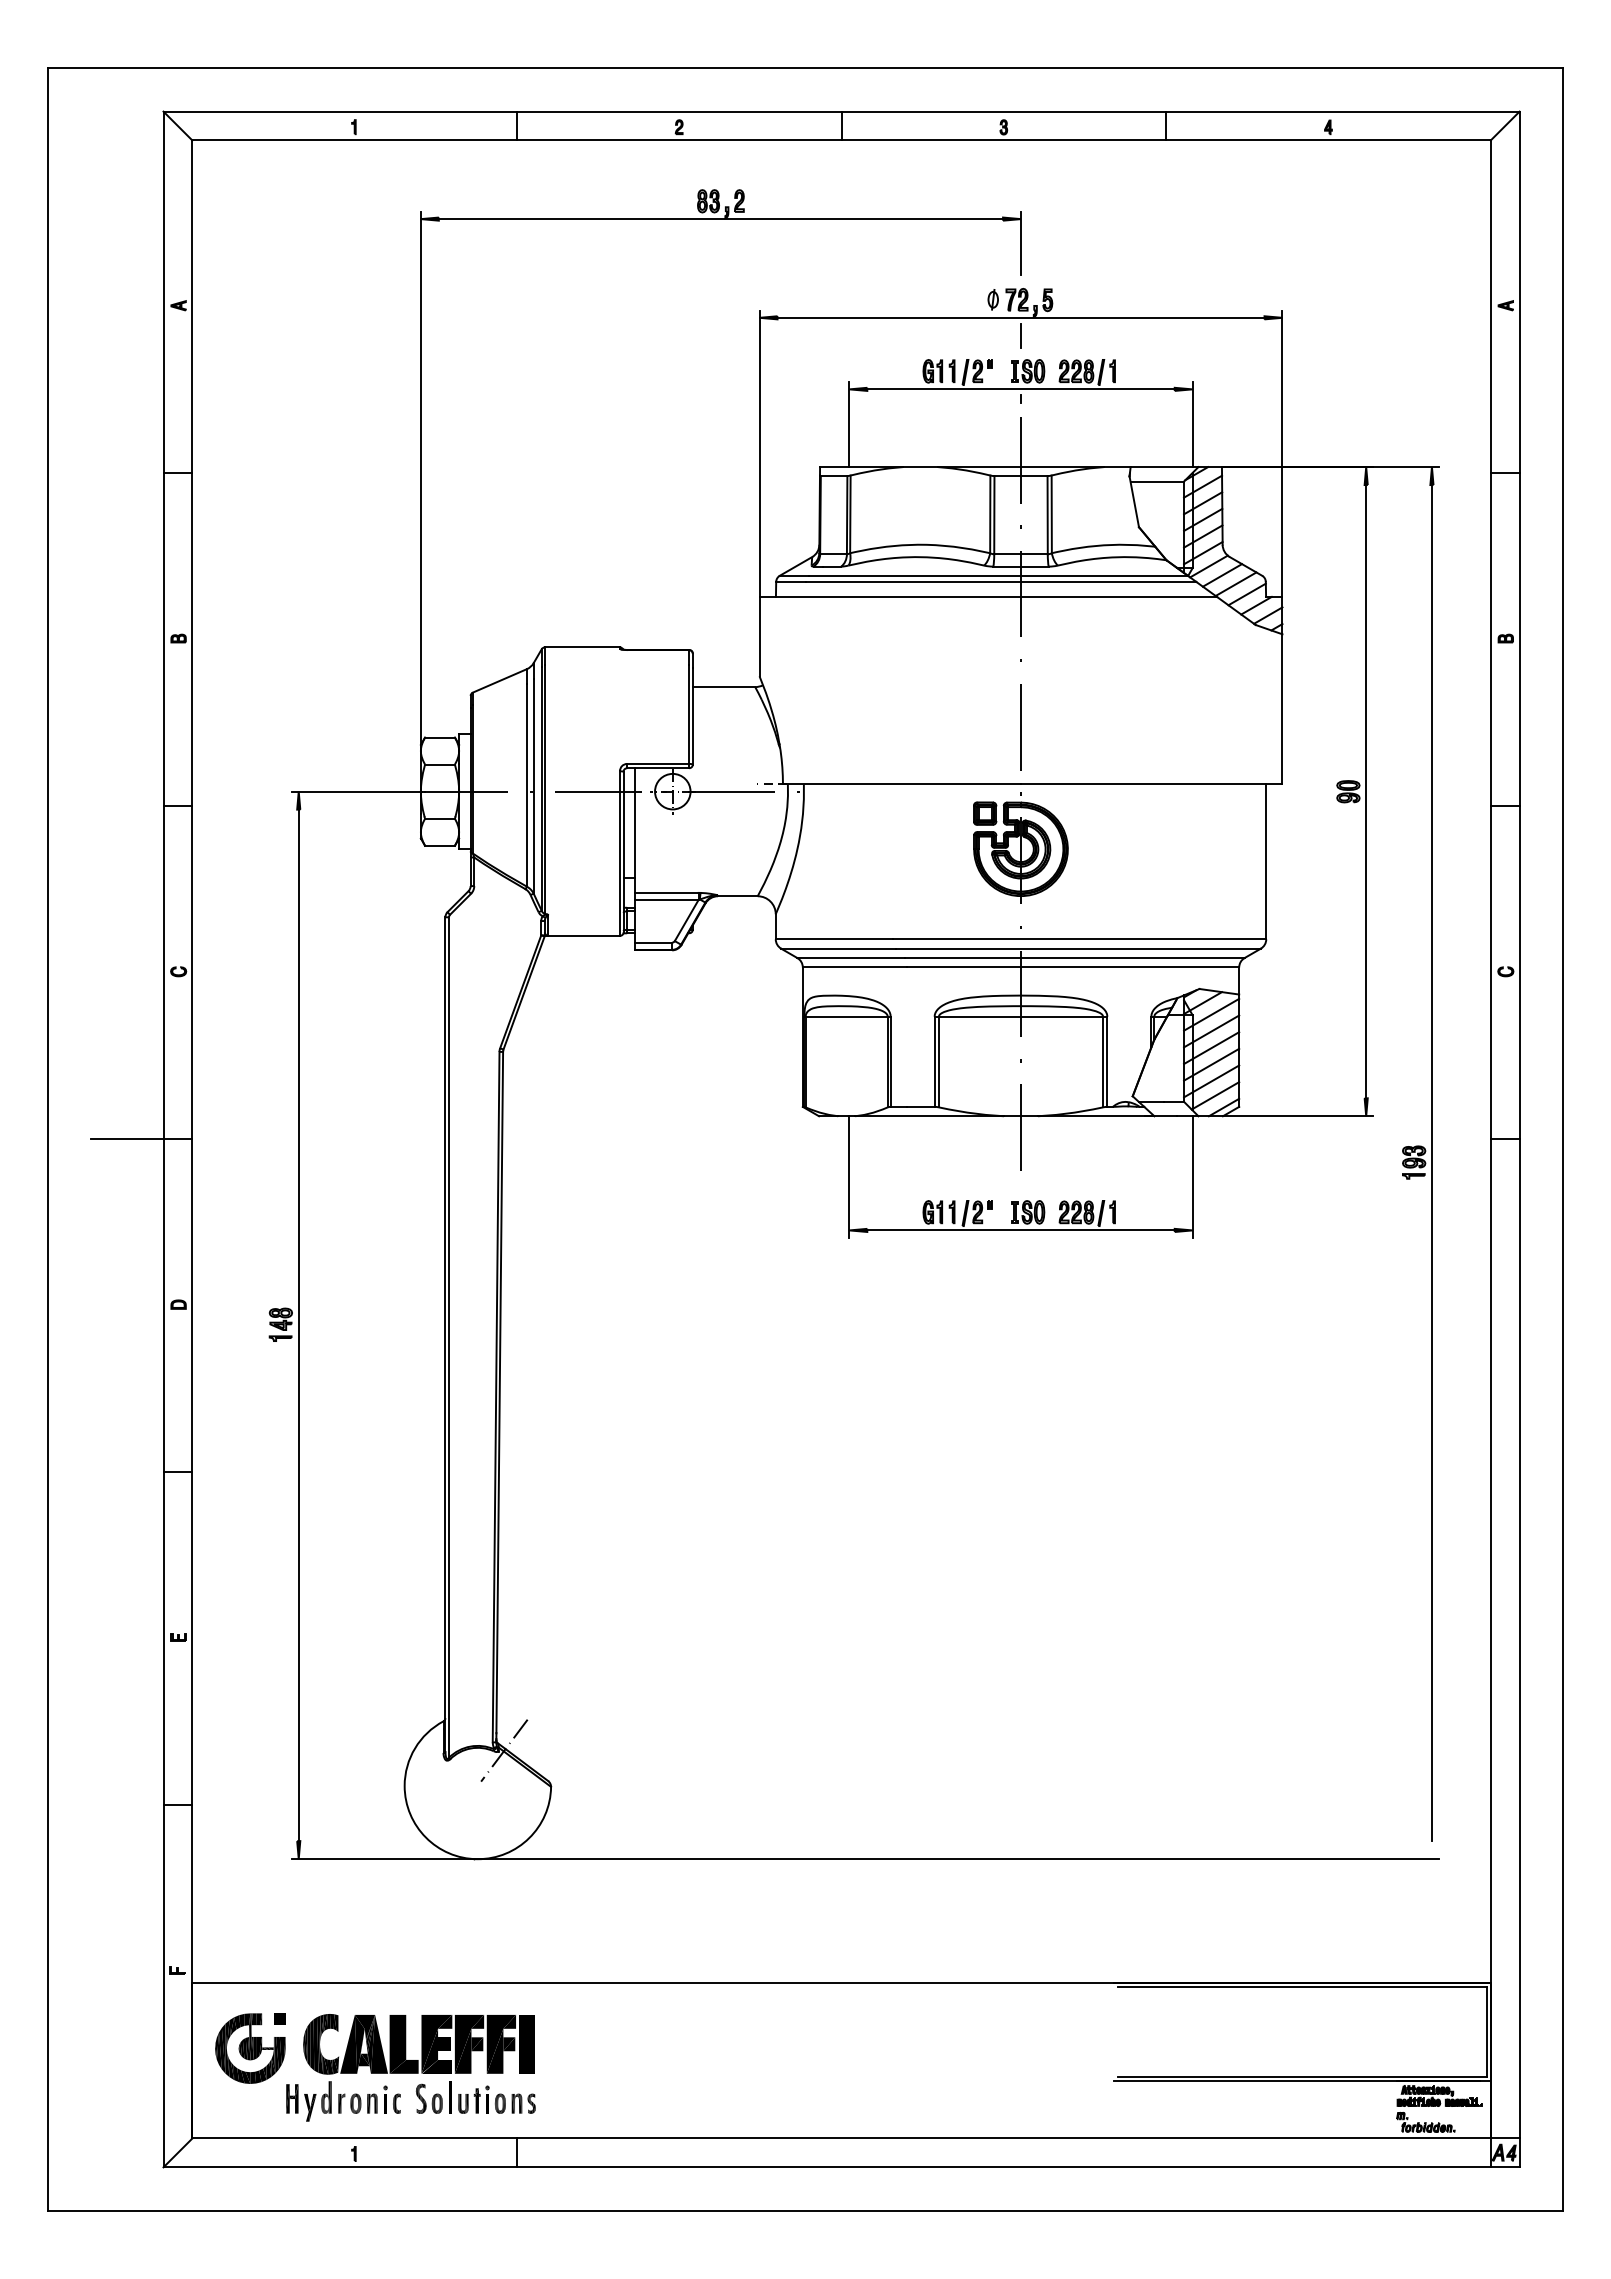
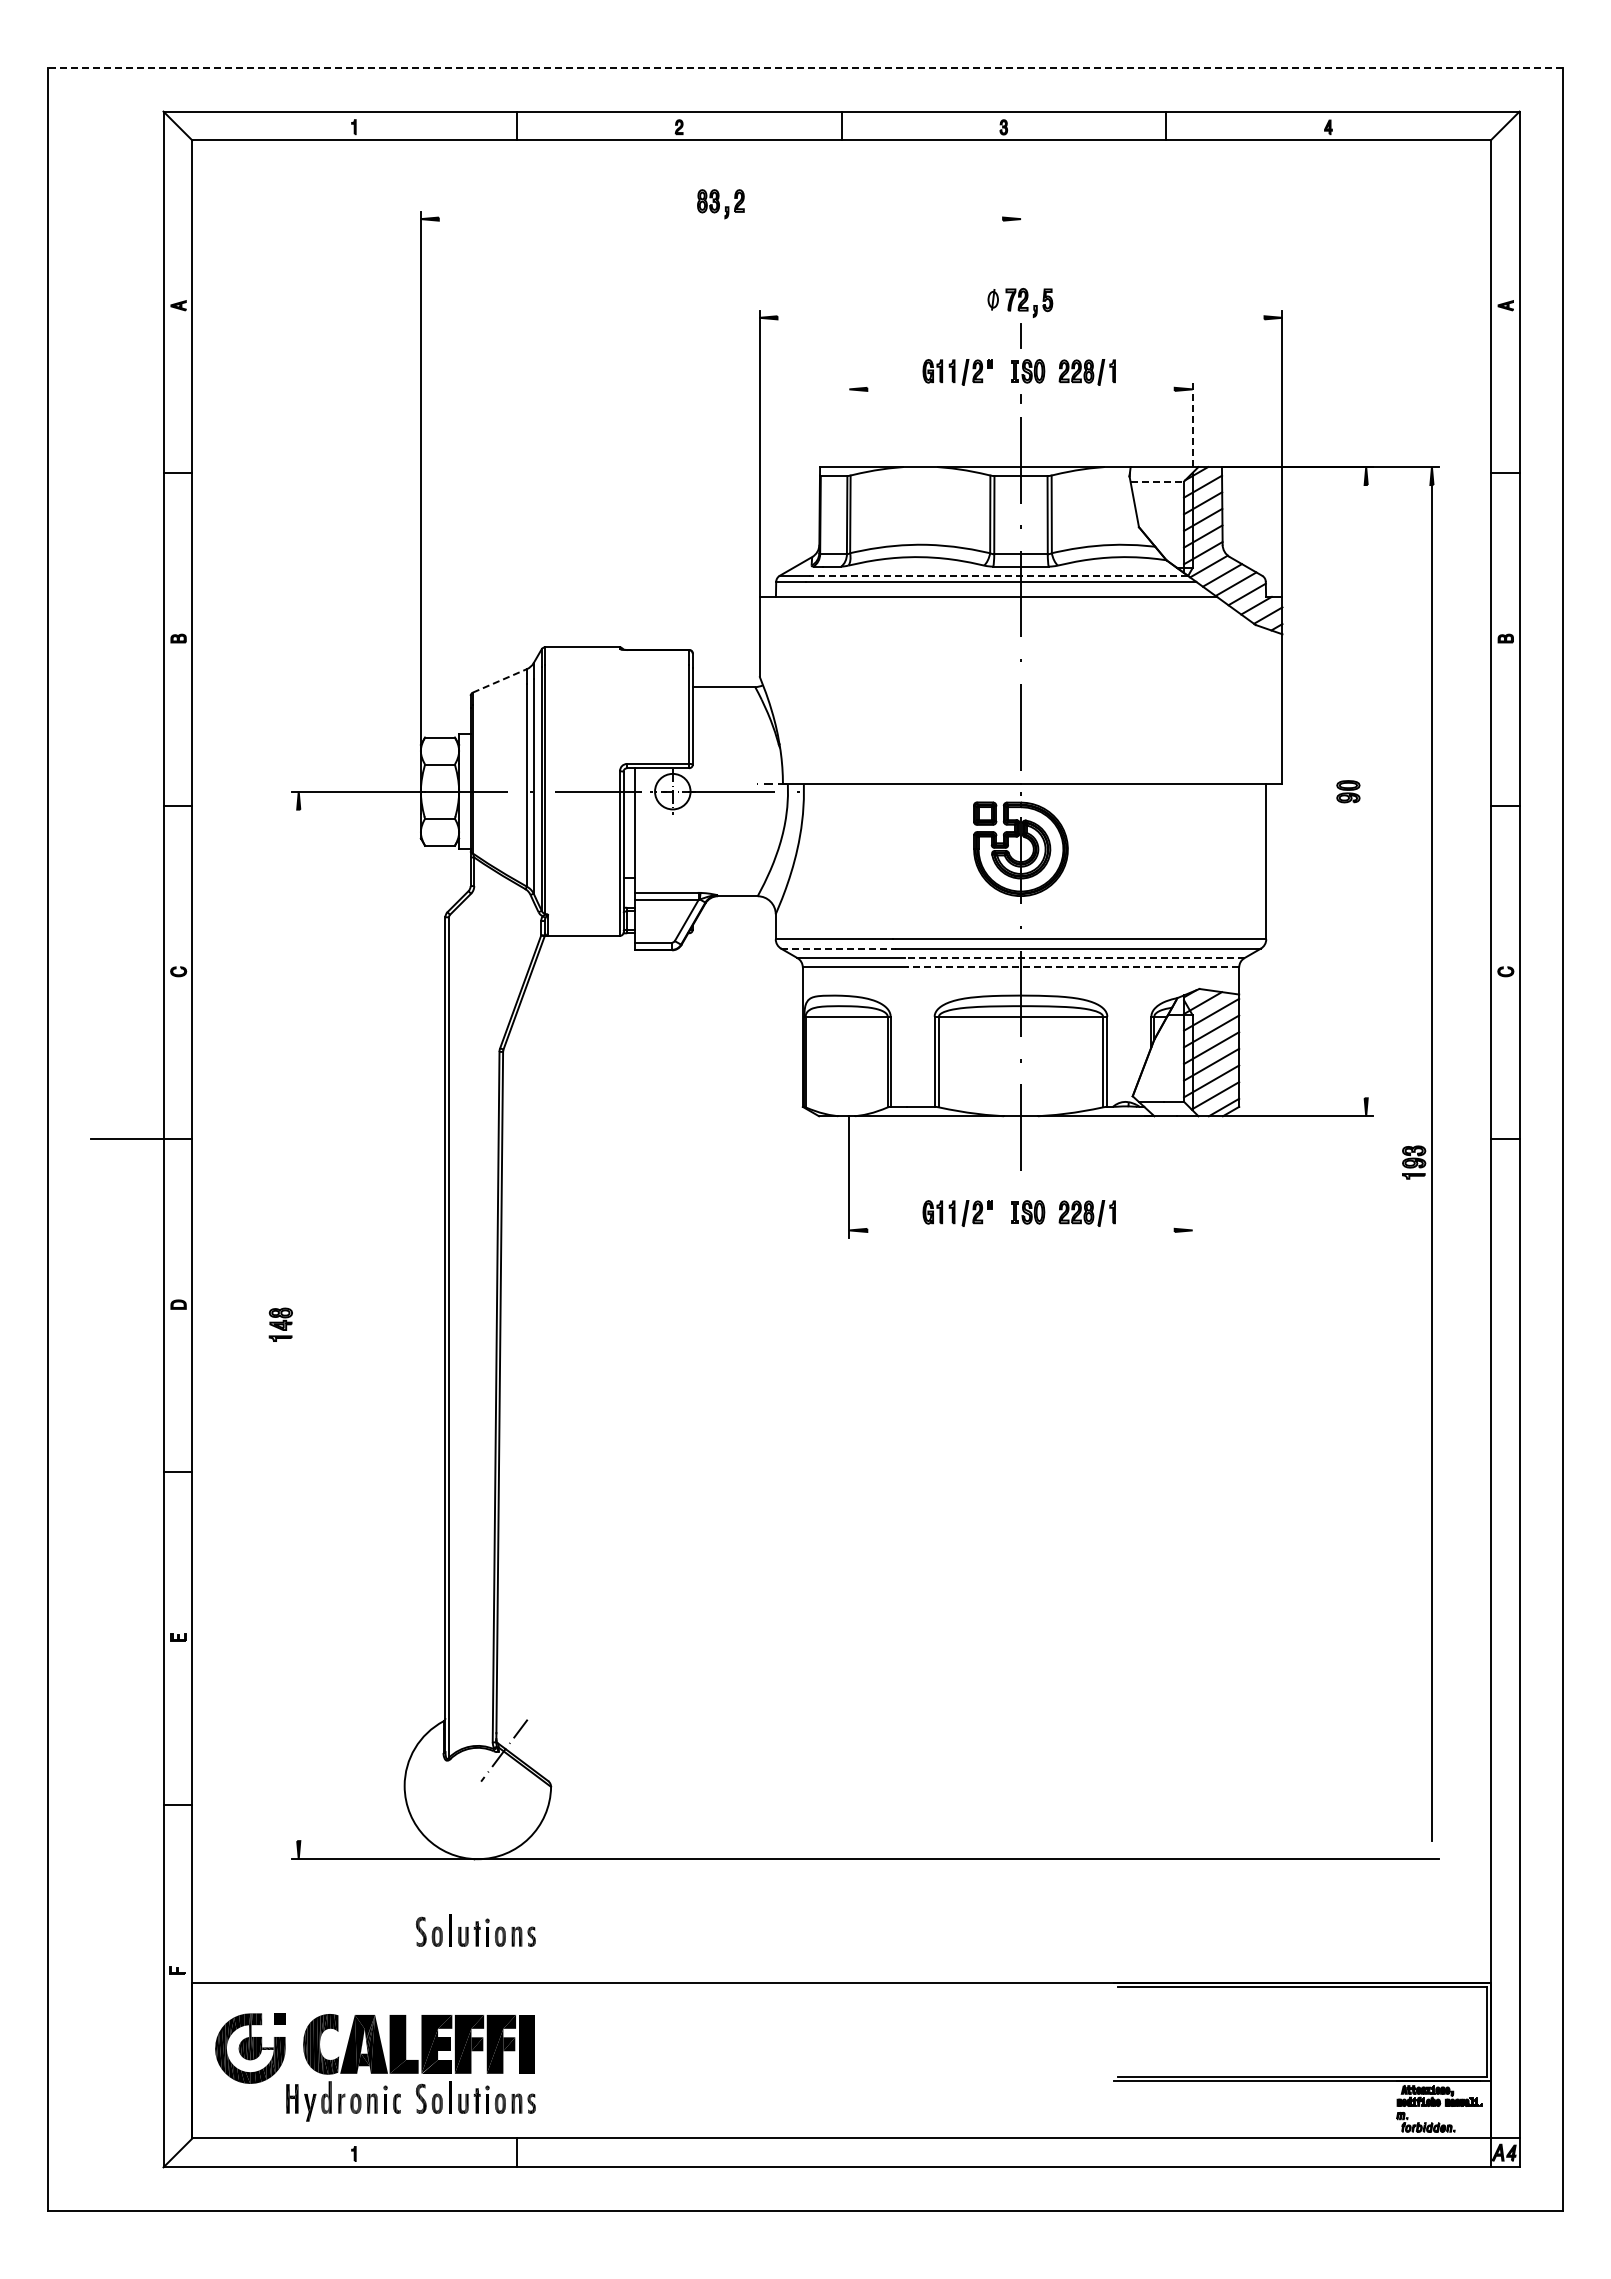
line: solid -> dashed (805, 68)
line: present -> none (720, 219)
line: present -> none (1021, 243)
line: present -> none (1020, 317)
line: present -> none (1020, 389)
line: present -> none (849, 424)
line: solid -> dashed (1192, 424)
line: solid -> dashed (1157, 481)
line: solid -> dashed (998, 575)
line: solid -> dashed (499, 680)
line: present -> none (1366, 791)
line: solid -> dashed (838, 948)
line: solid -> dashed (1074, 958)
line: solid -> dashed (1073, 967)
line: present -> none (1192, 1176)
line: present -> none (1020, 1230)
line: present -> none (298, 1325)
part: none -> present (475, 1930)
